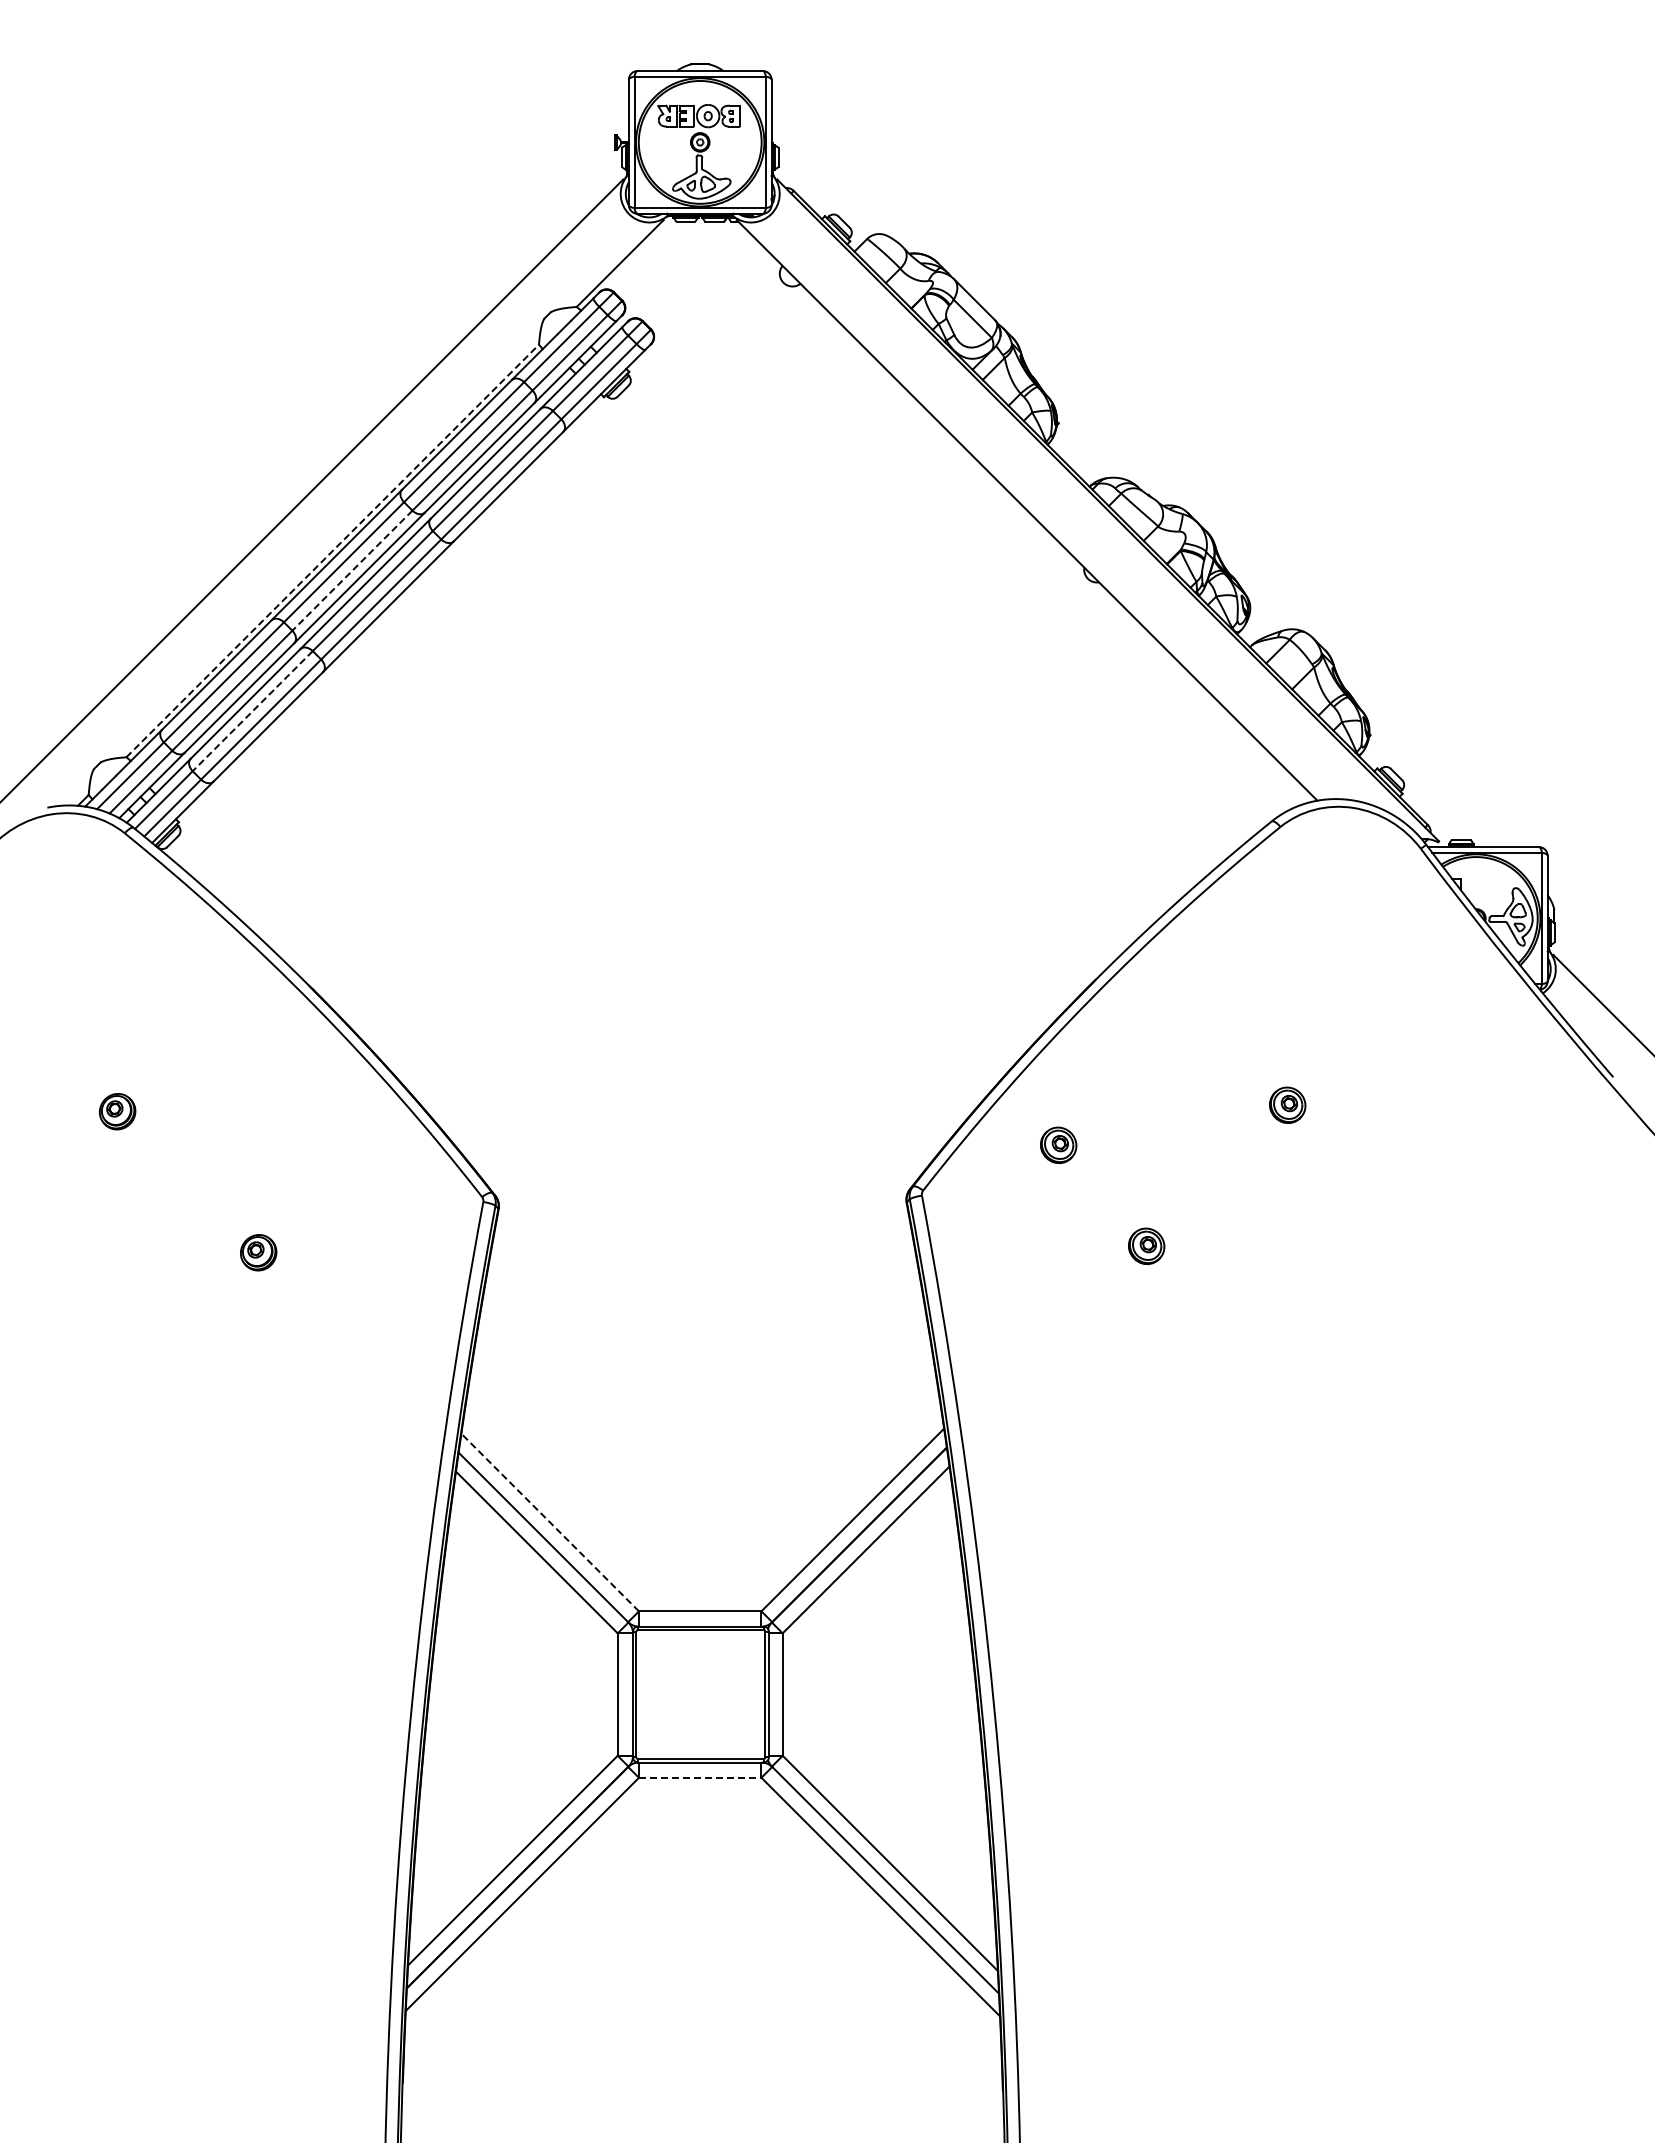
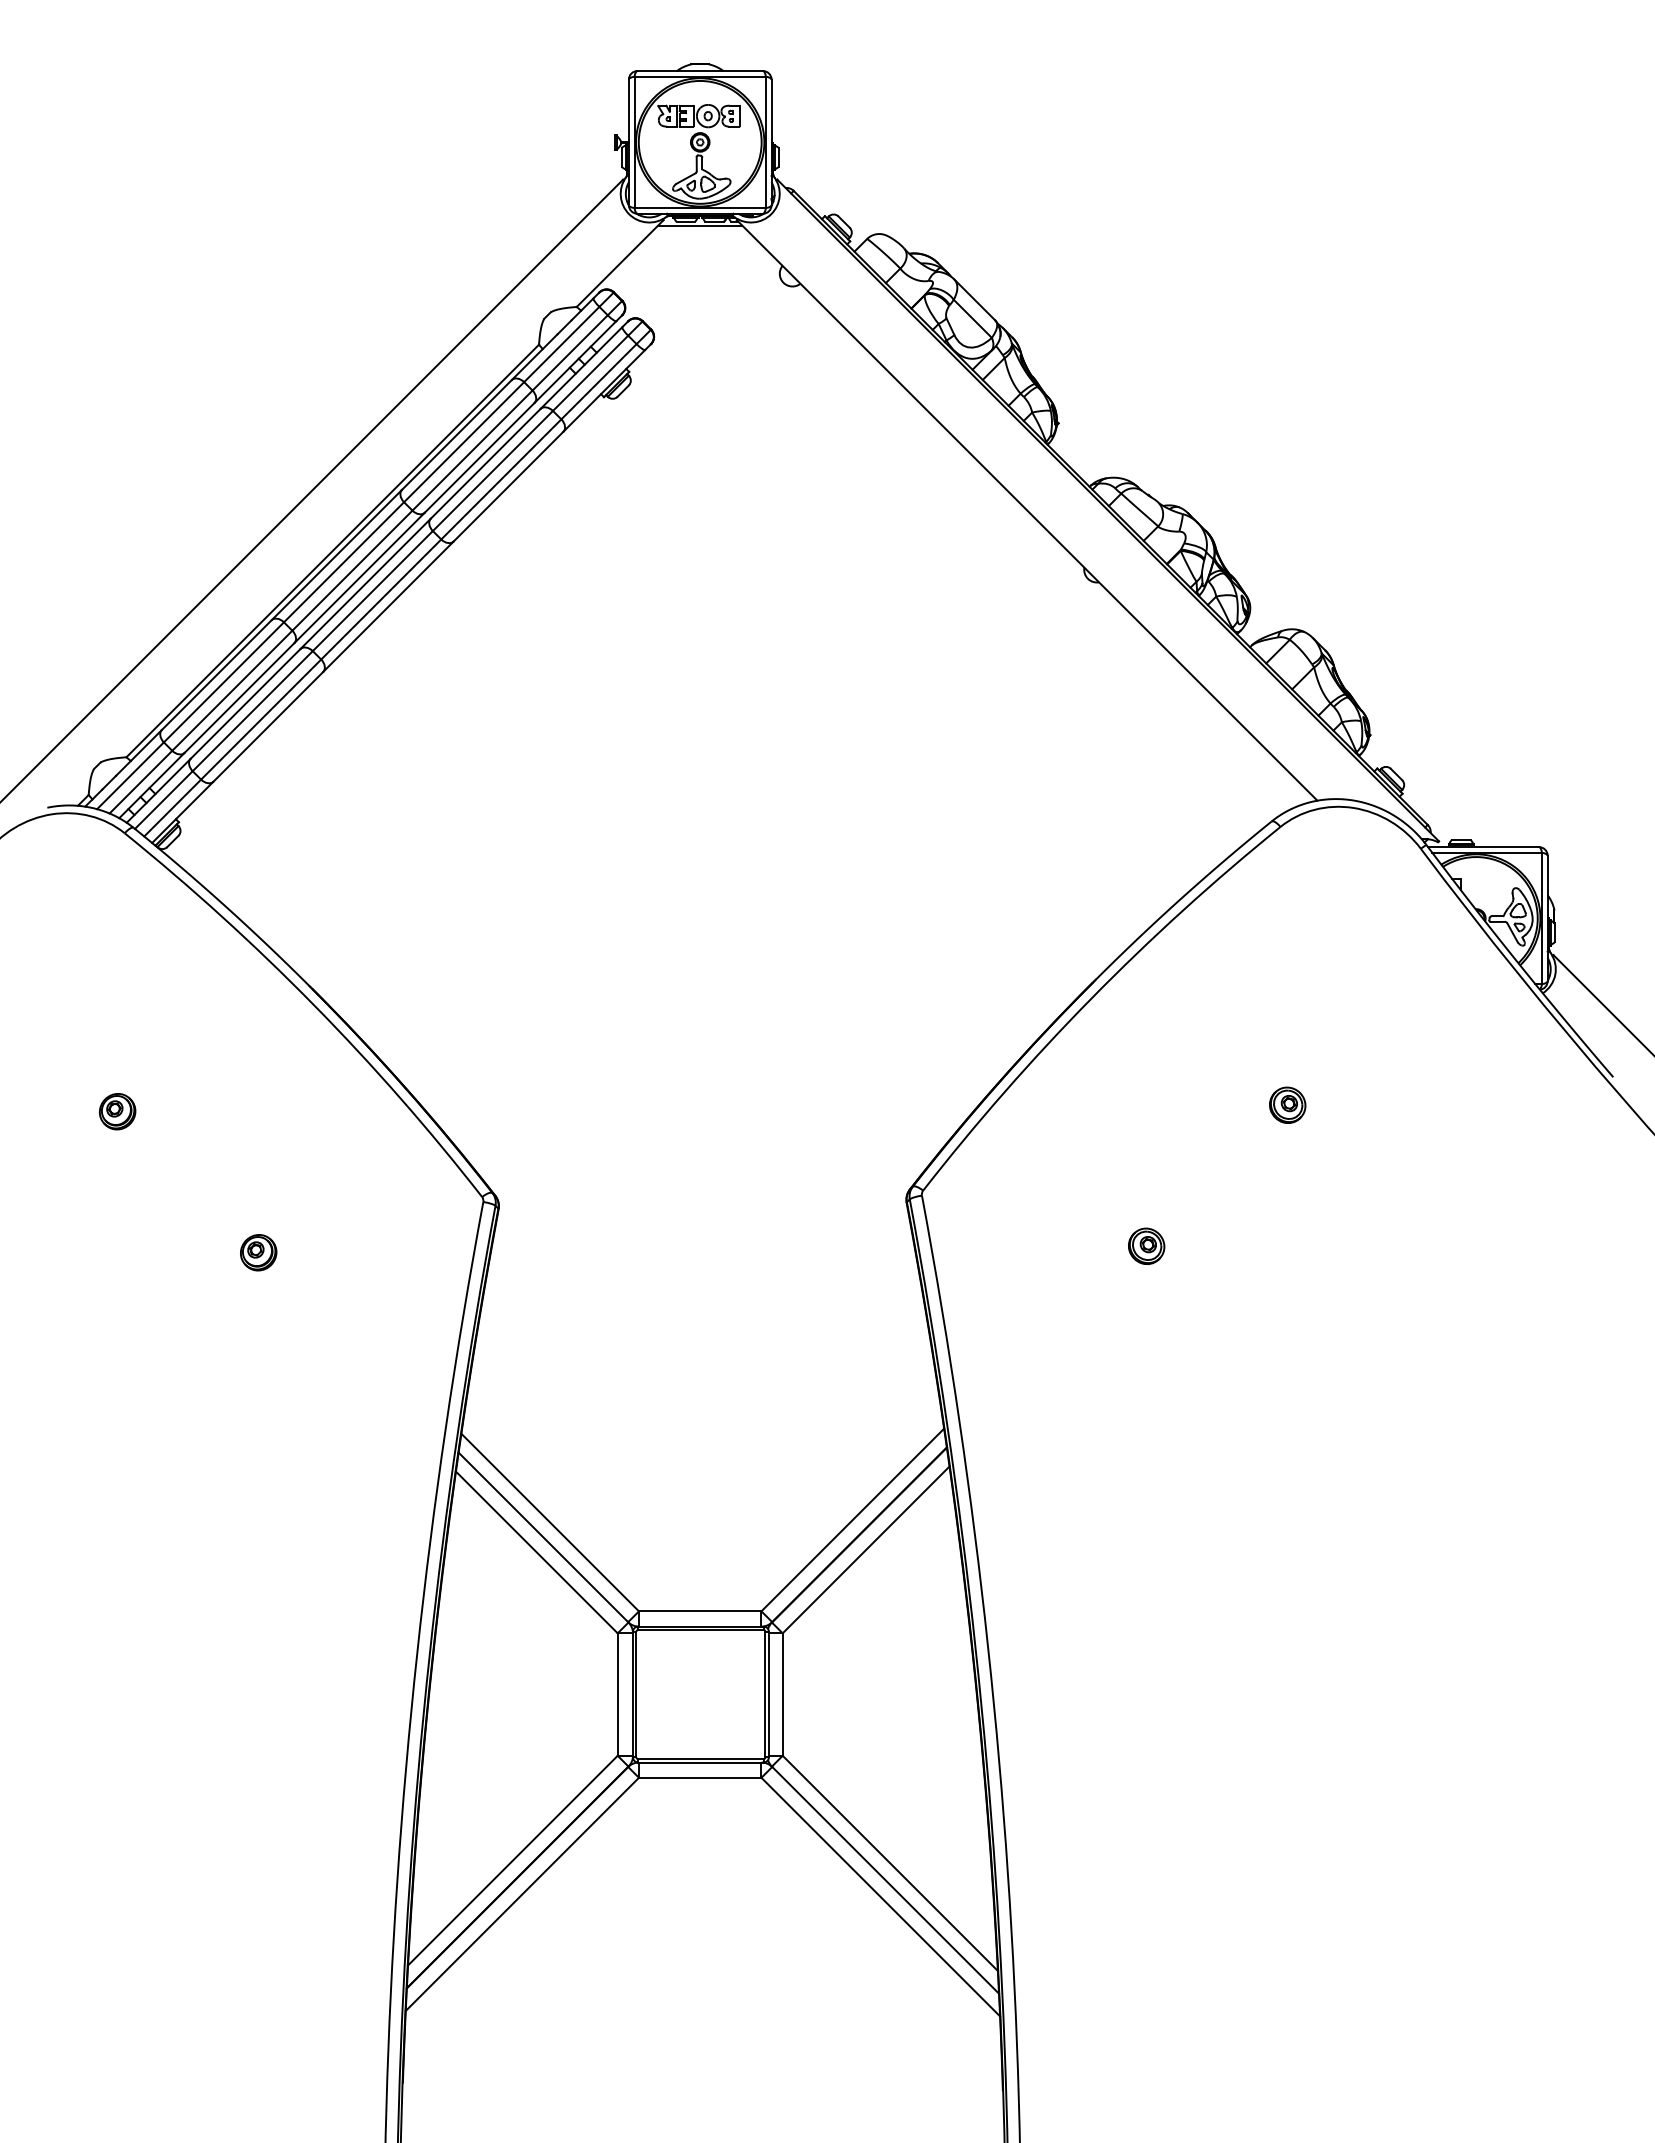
line: none -> present (700, 225)
line: dashed -> solid (332, 550)
line: dashed -> solid (352, 570)
line: dashed -> solid (252, 711)
part: present -> none (1058, 1144)
line: dashed -> solid (550, 1522)
line: dashed -> solid (700, 1777)
